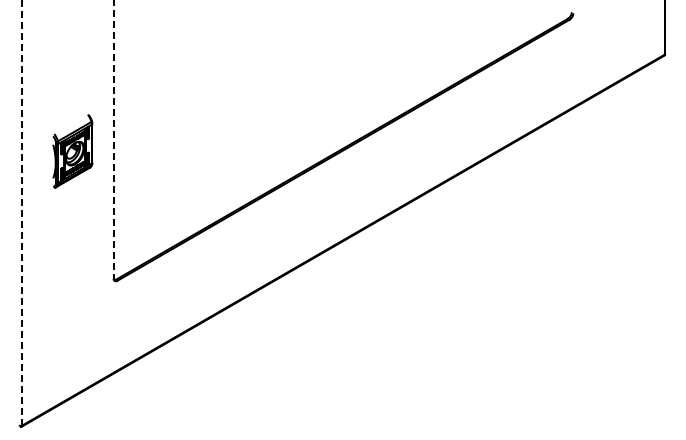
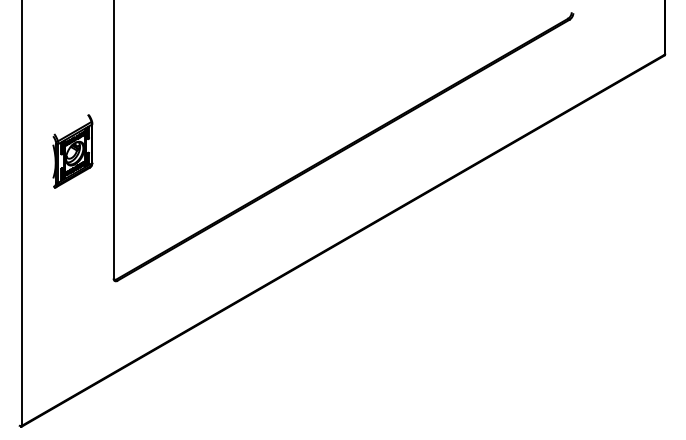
line: dashed -> solid (113, 139)
line: dashed -> solid (22, 212)
